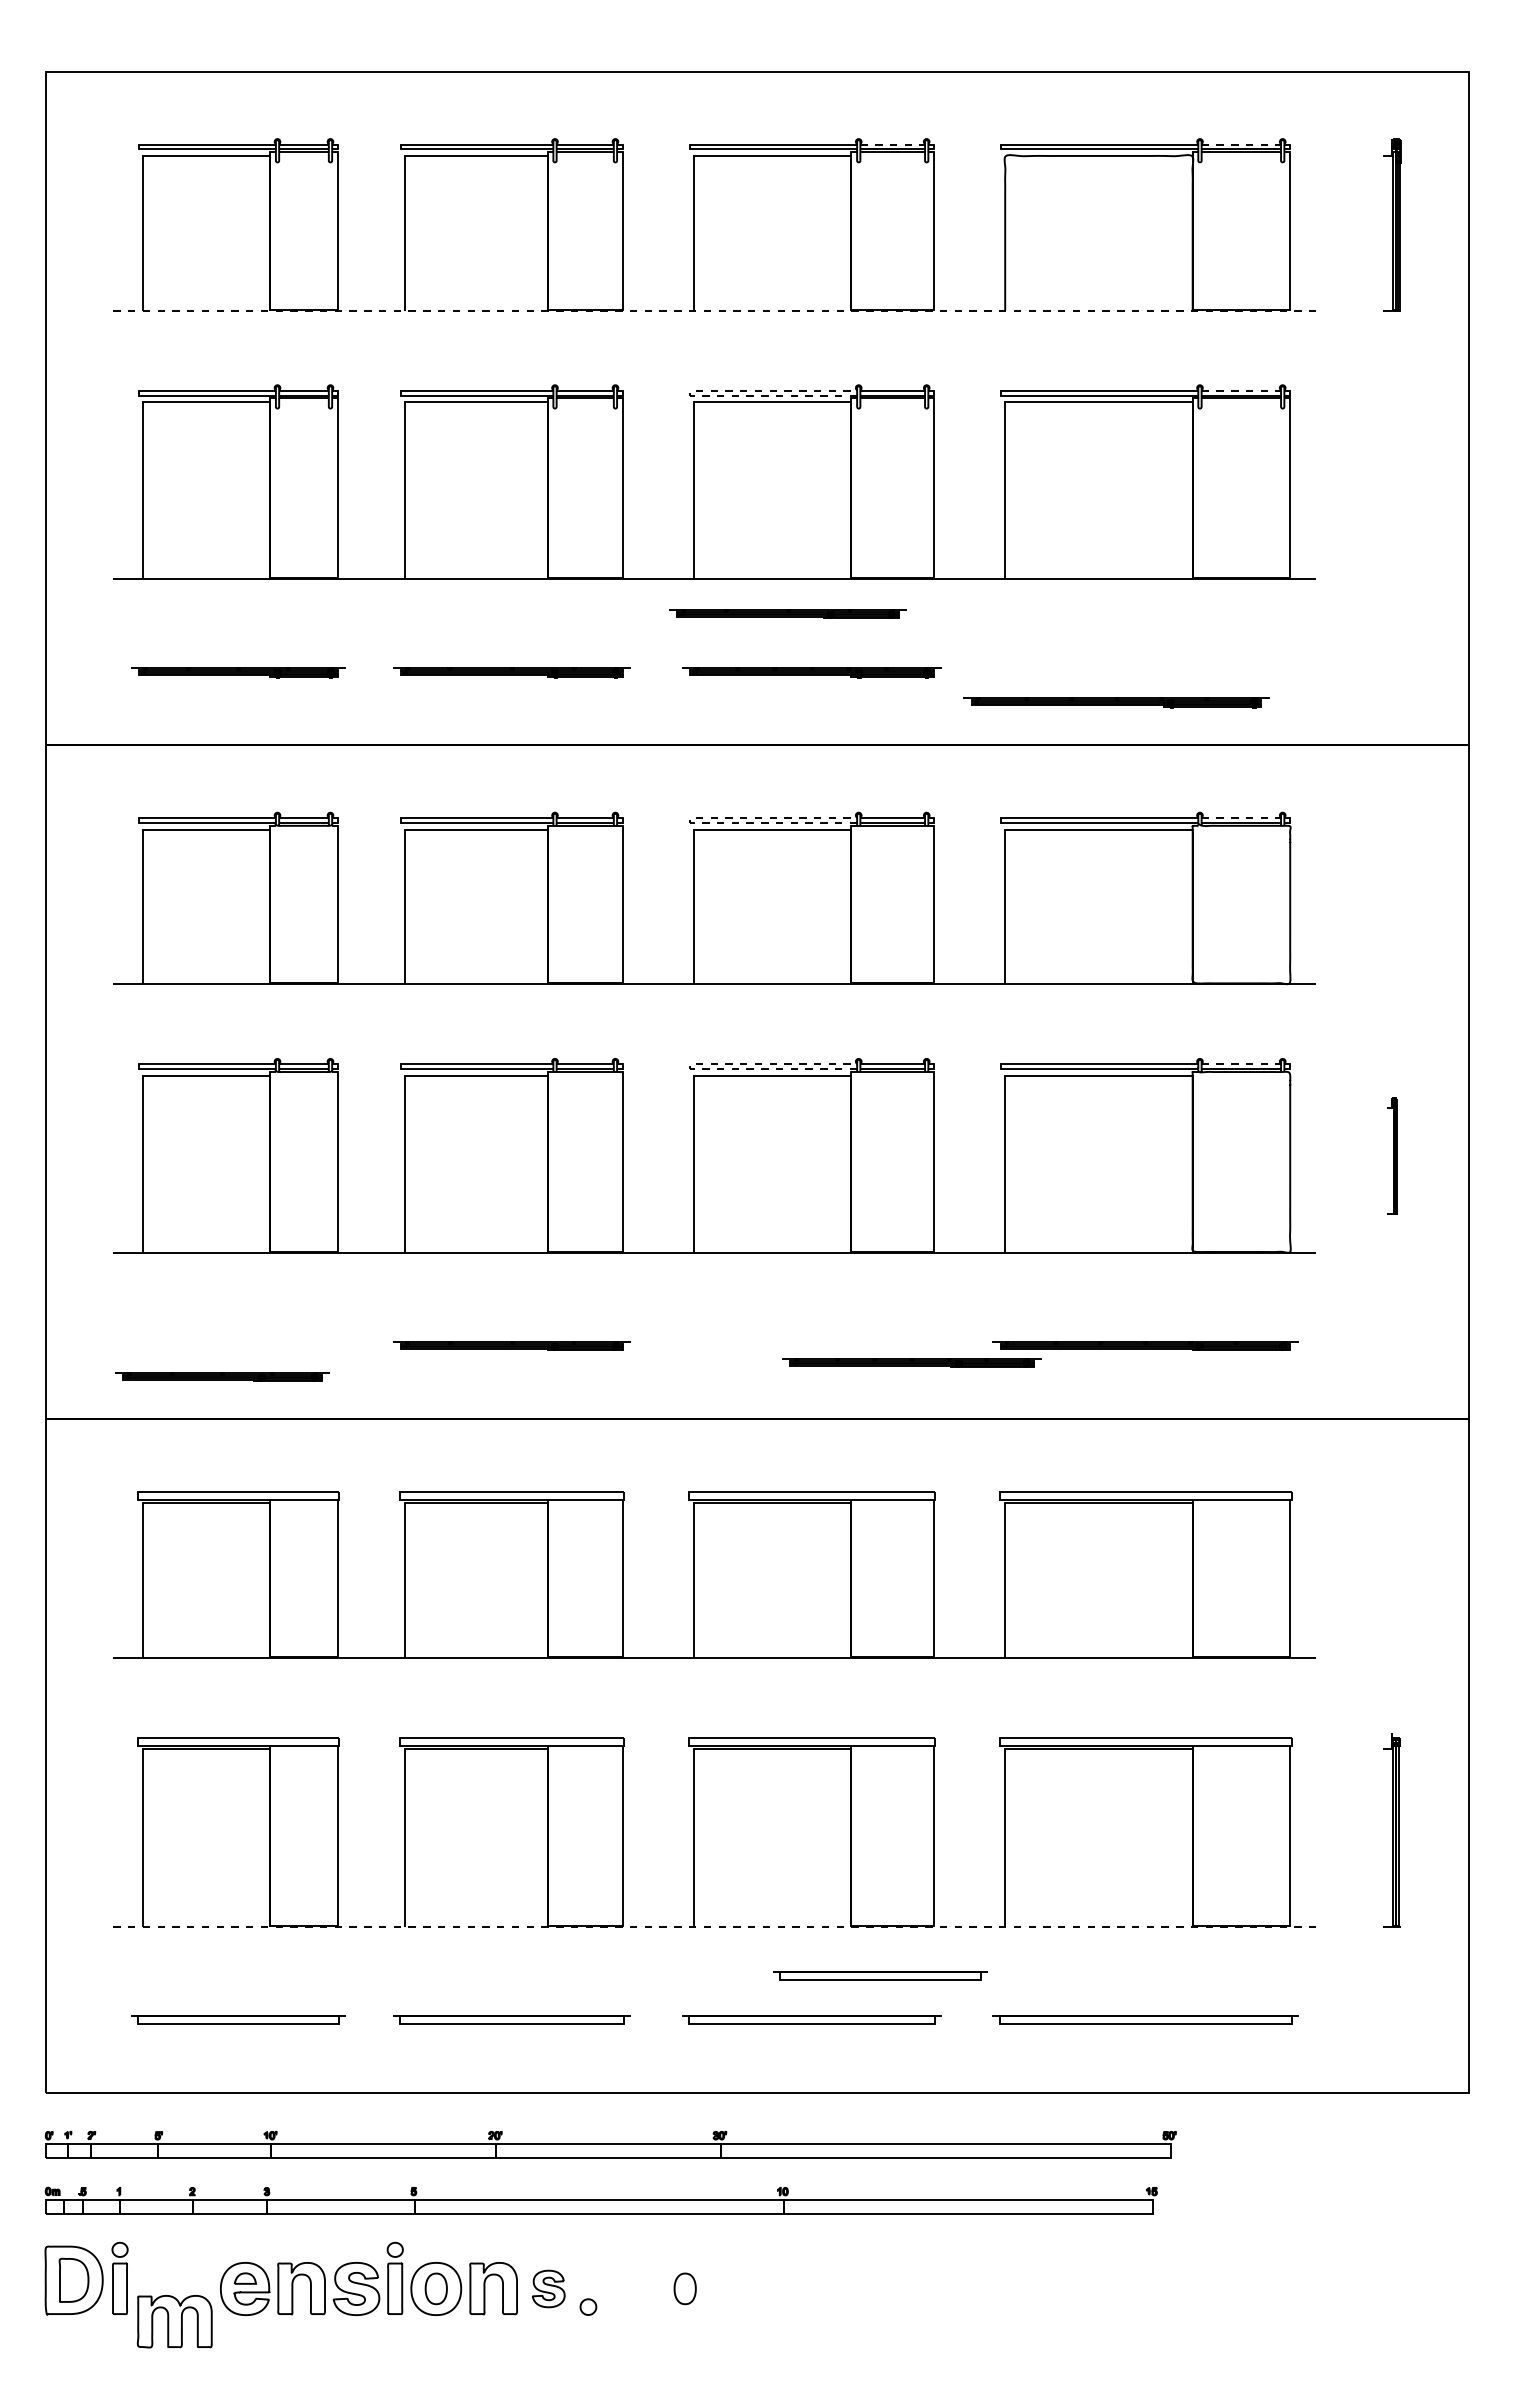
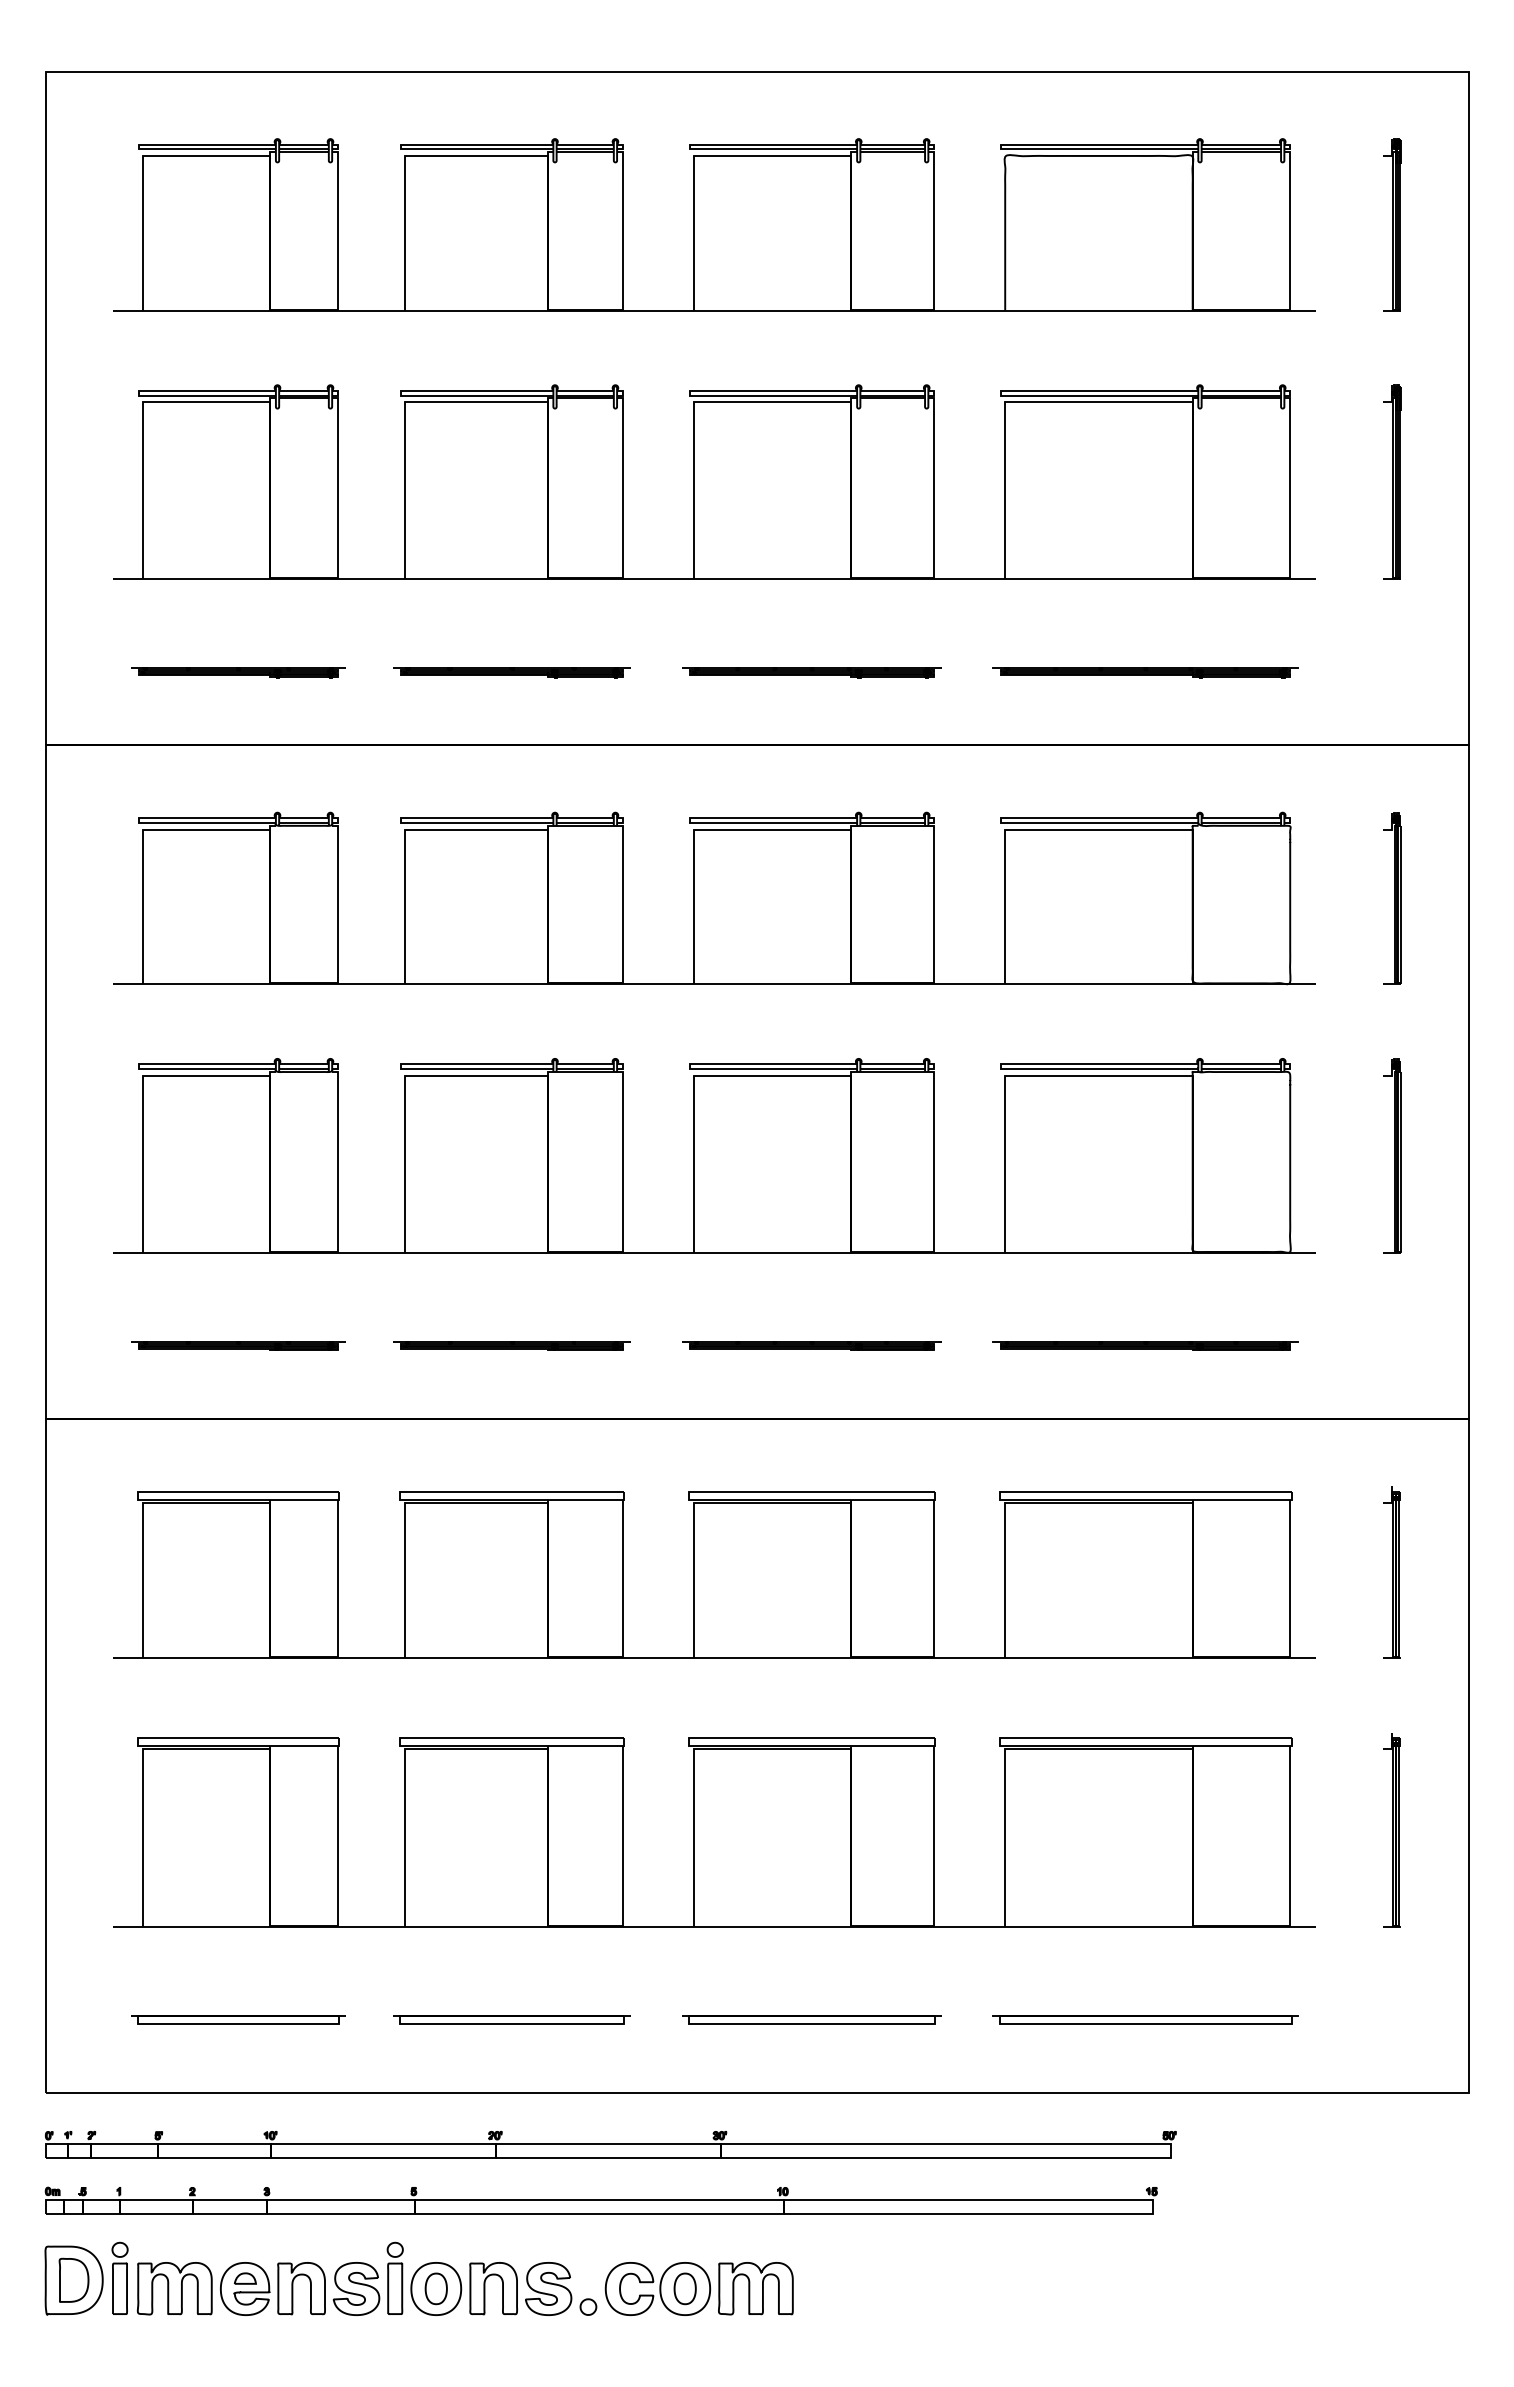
line: dashed -> solid (893, 144)
line: dashed -> solid (1241, 144)
line: dashed -> solid (715, 310)
line: dashed -> solid (1241, 390)
line: dashed -> solid (690, 392)
part: none -> present (1392, 481)
part: present -> none (787, 613)
part position: (1116, 702) -> (1145, 672) (1145, 672)
line: dashed -> solid (1241, 818)
line: dashed -> solid (690, 820)
part: none -> present (1392, 898)
line: dashed -> solid (1241, 1064)
line: dashed -> solid (690, 1066)
part size: 11x118 px -> 19x196 px (1392, 1155)
part position: (911, 1362) -> (811, 1345) (811, 1345)
part position: (222, 1376) -> (238, 1345) (238, 1345)
part: none -> present (1391, 1572)
line: dashed -> solid (715, 1926)
part: present -> none (880, 1975)
part size: 34x40 px -> 48x54 px (548, 2288)
part: none -> present (698, 2288)
part position: (174, 2321) -> (174, 2288) (174, 2288)
